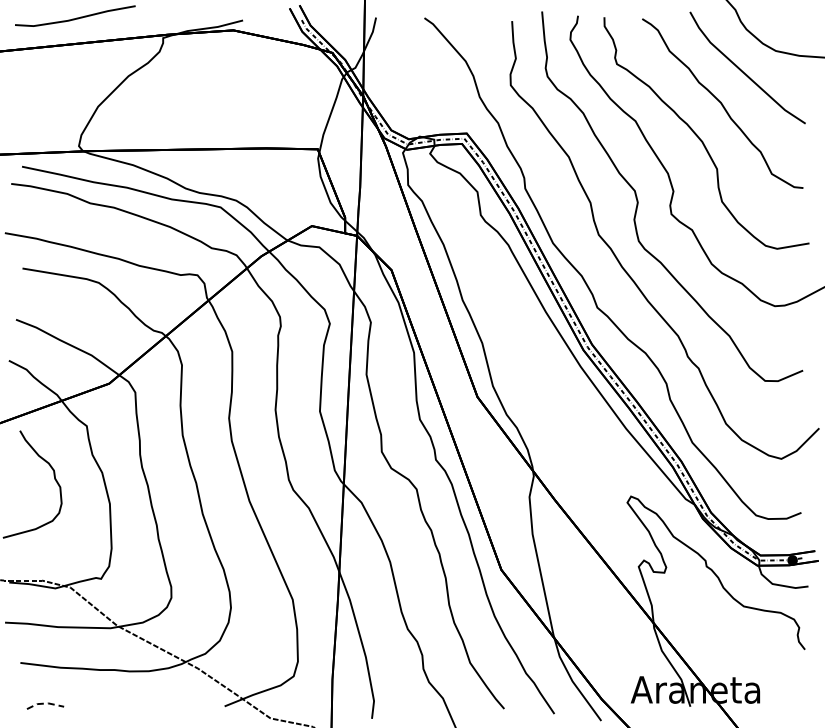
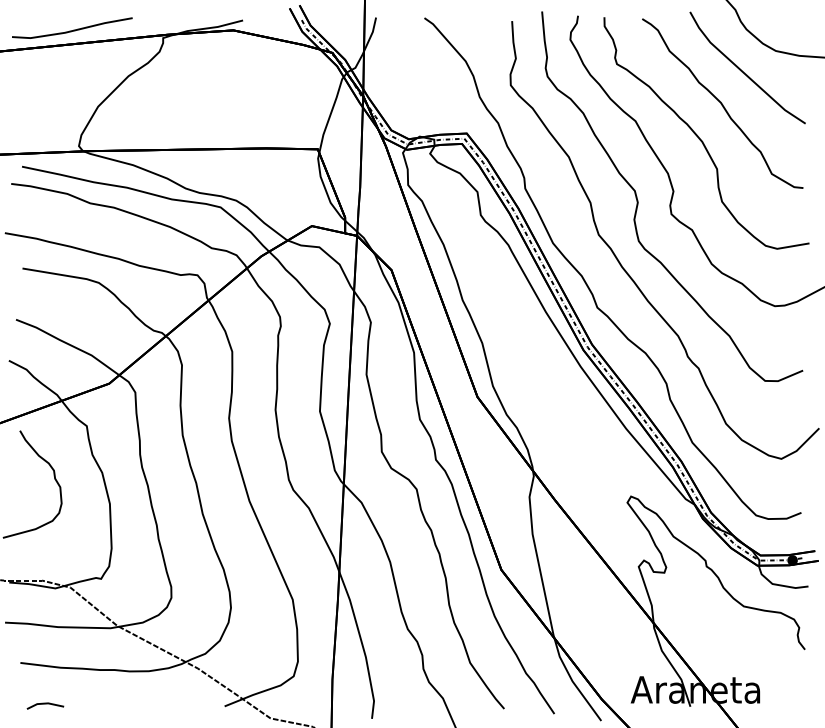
line position: (76, 17) -> (73, 29) (73, 29)
line: dashed -> solid (45, 703)
